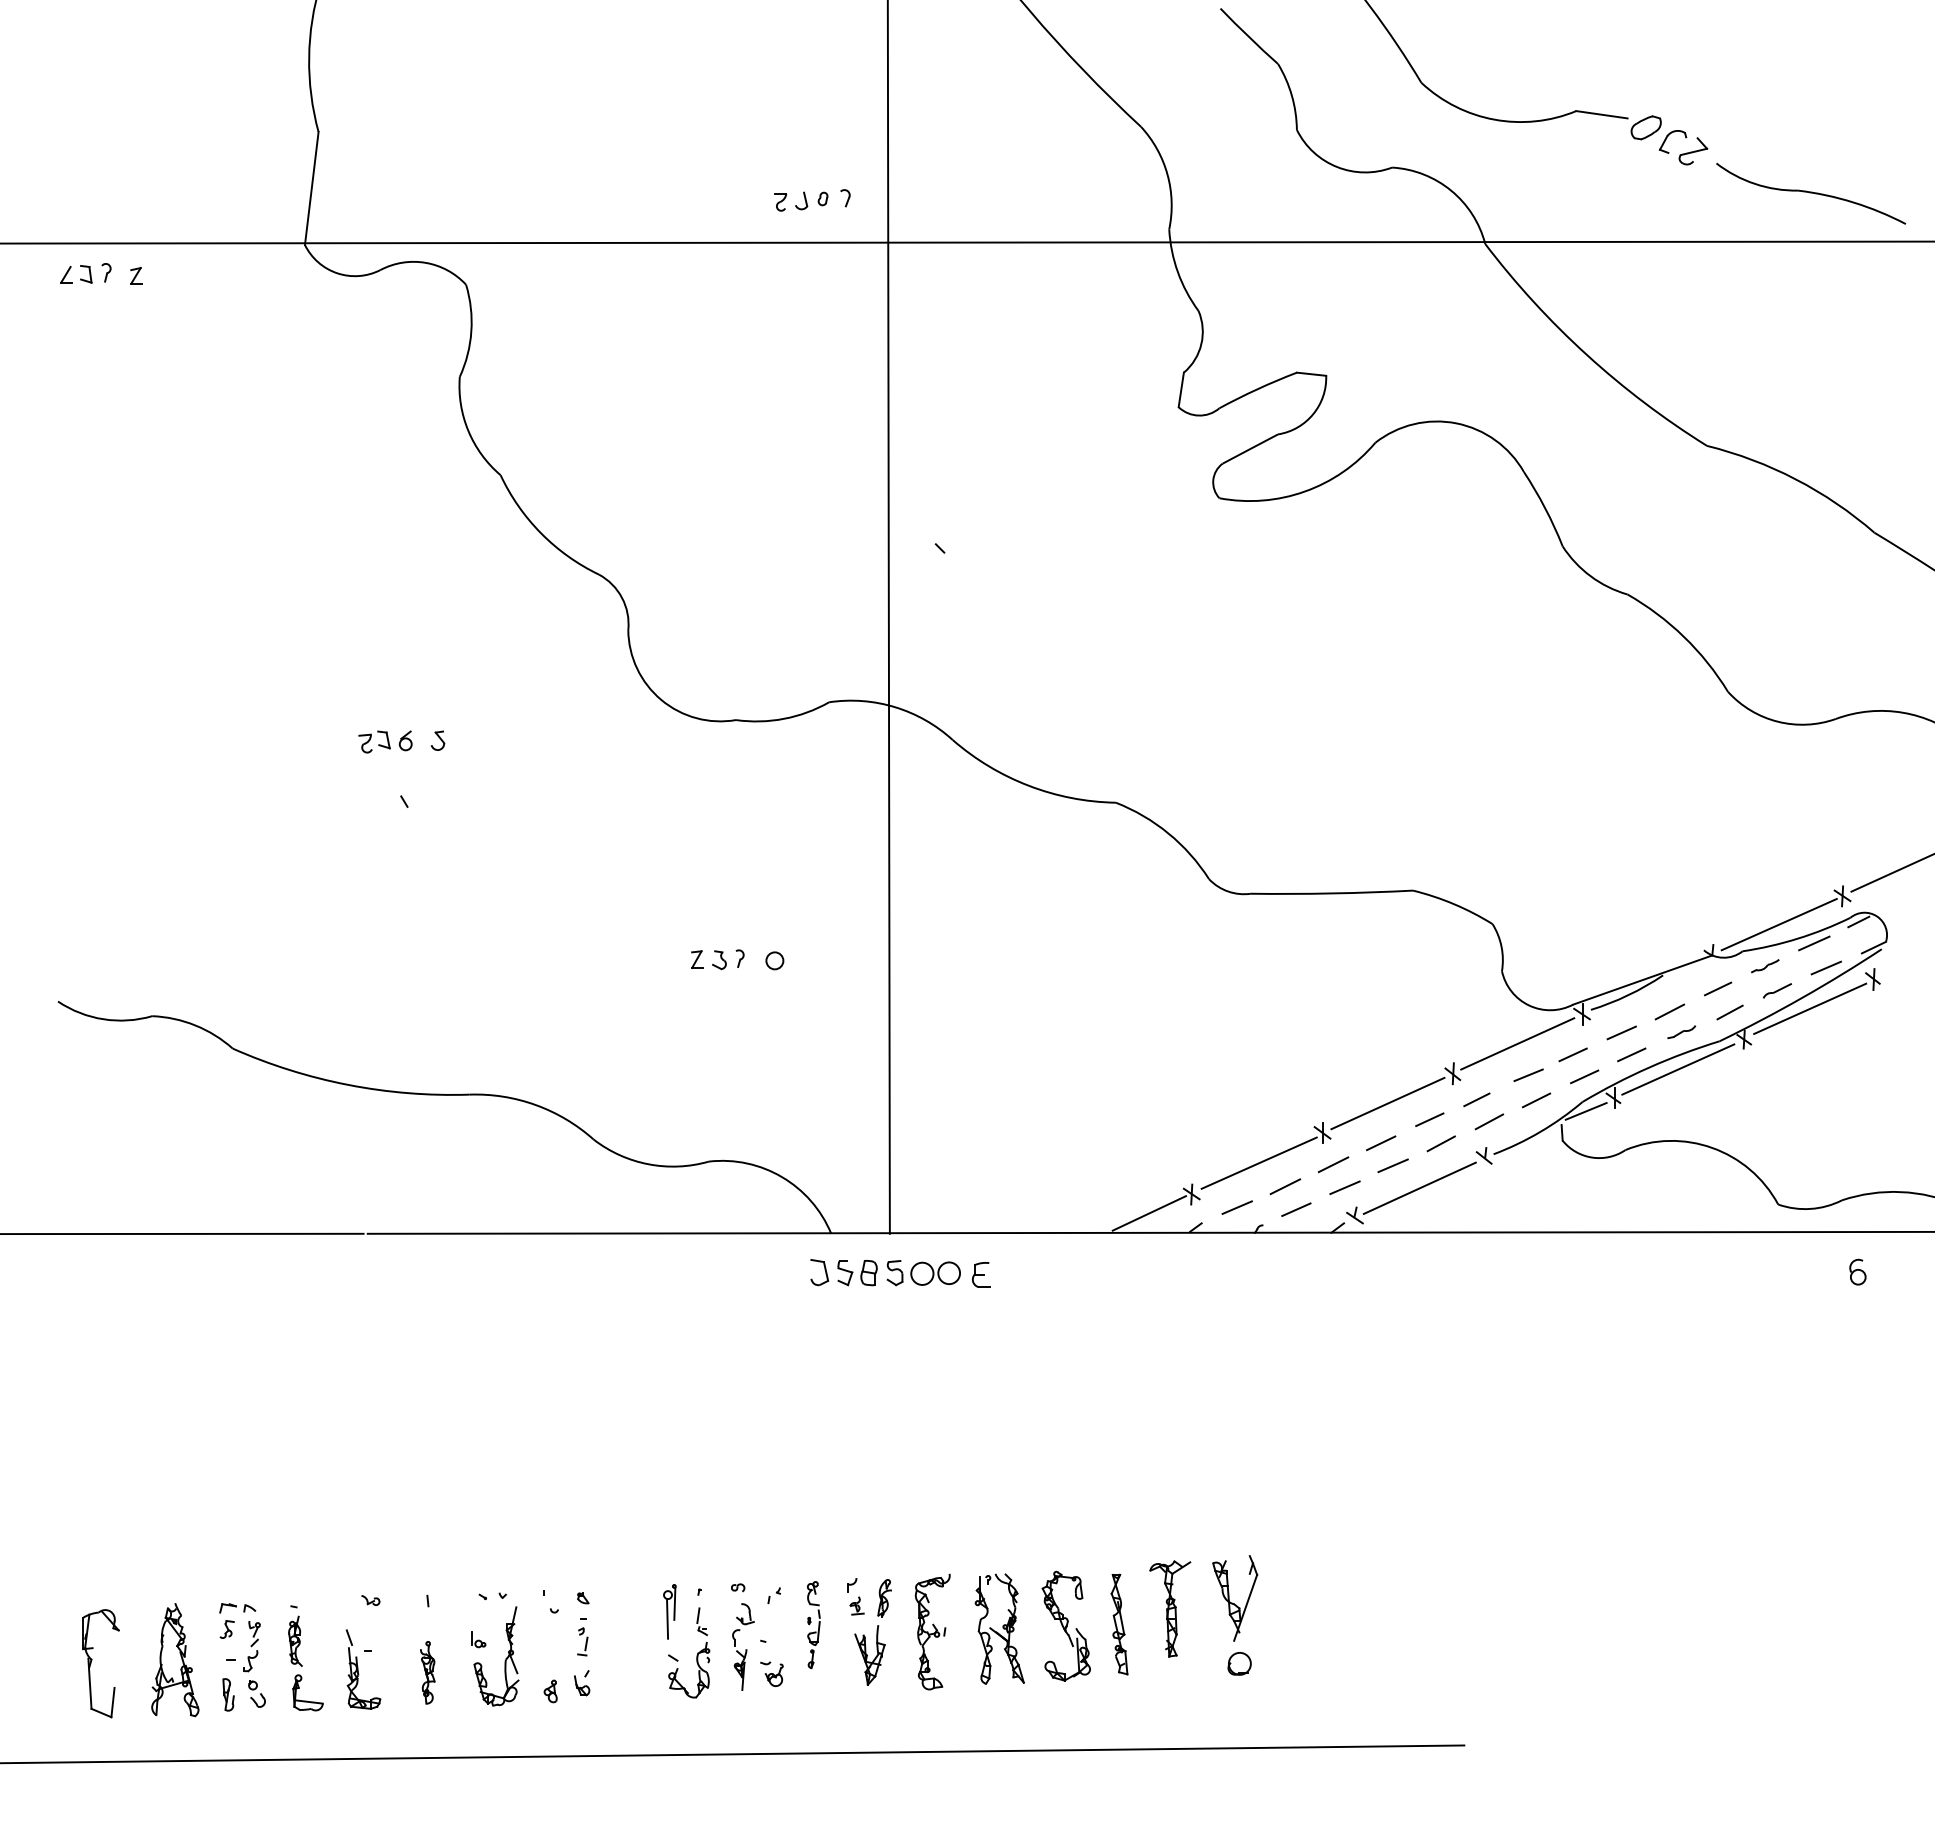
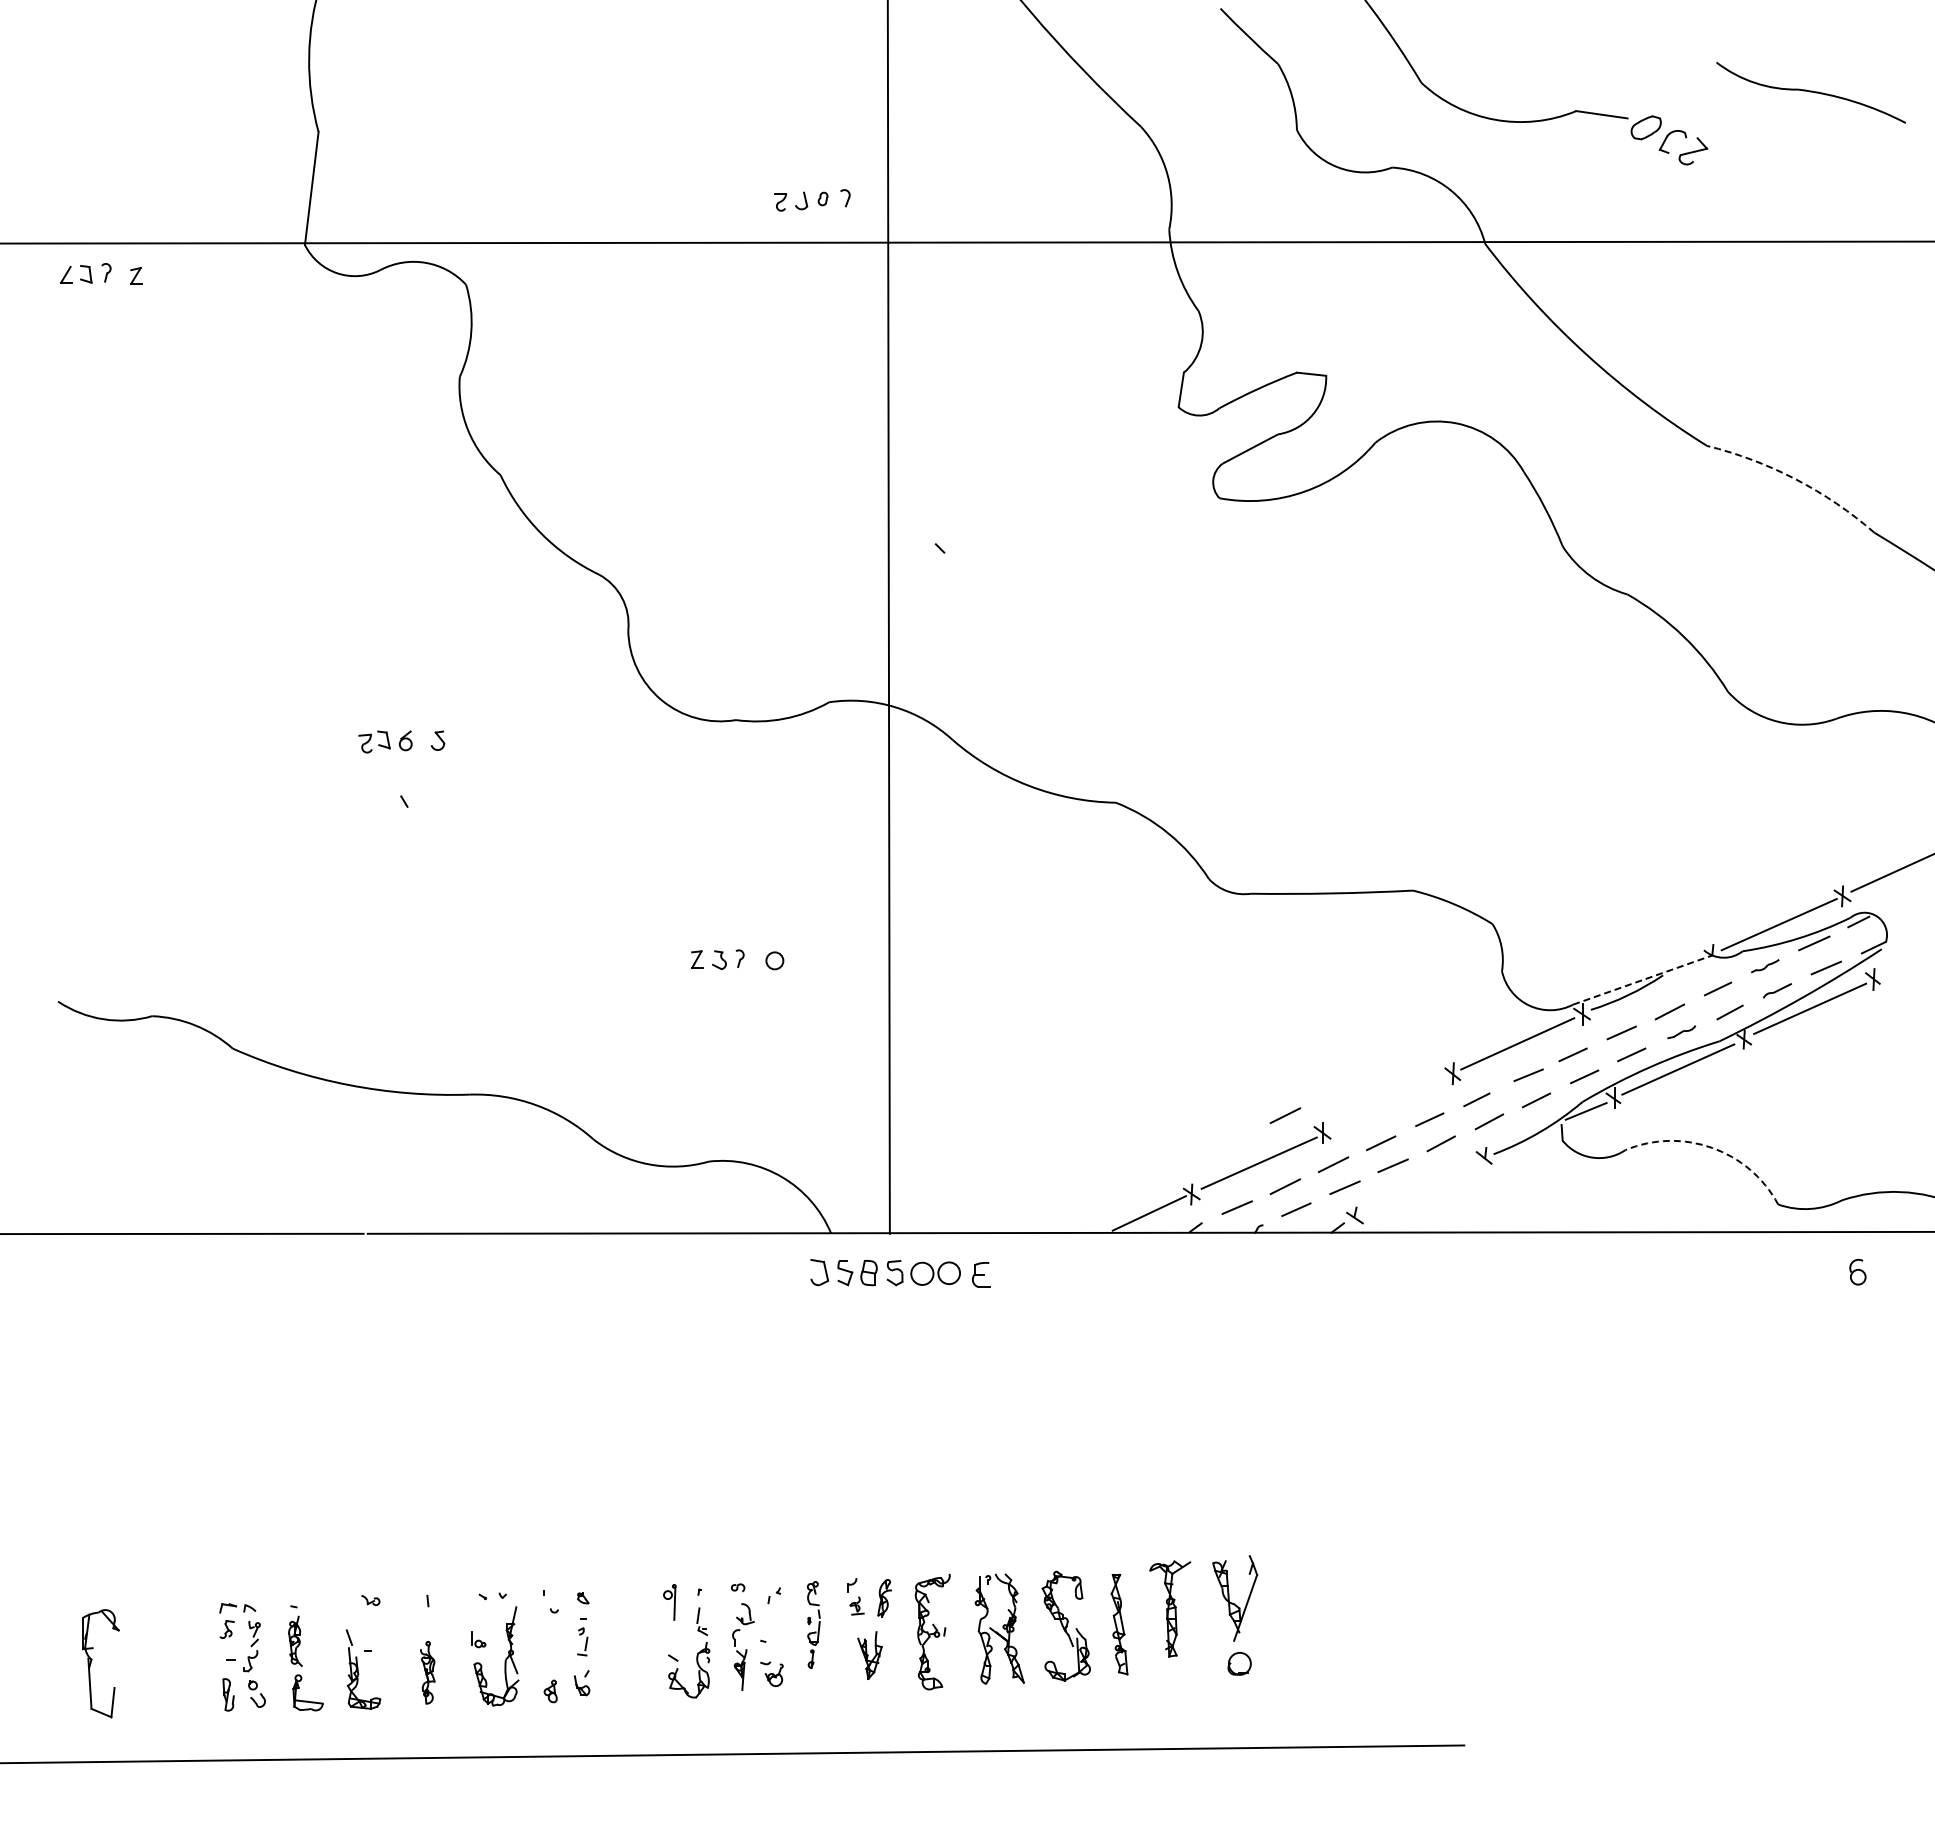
part position: (1811, 193) -> (1811, 92) (1811, 92)
arc: solid -> dashed (1795, 479)
line: solid -> dashed (1642, 980)
line: present -> none (1387, 1103)
line: none -> present (1285, 1115)
arc: solid -> dashed (1712, 1147)
line: present -> none (1419, 1187)
line: present -> none (667, 1618)
part size: 32x61 px -> 26x49 px (869, 1655)
part: present -> none (175, 1660)
